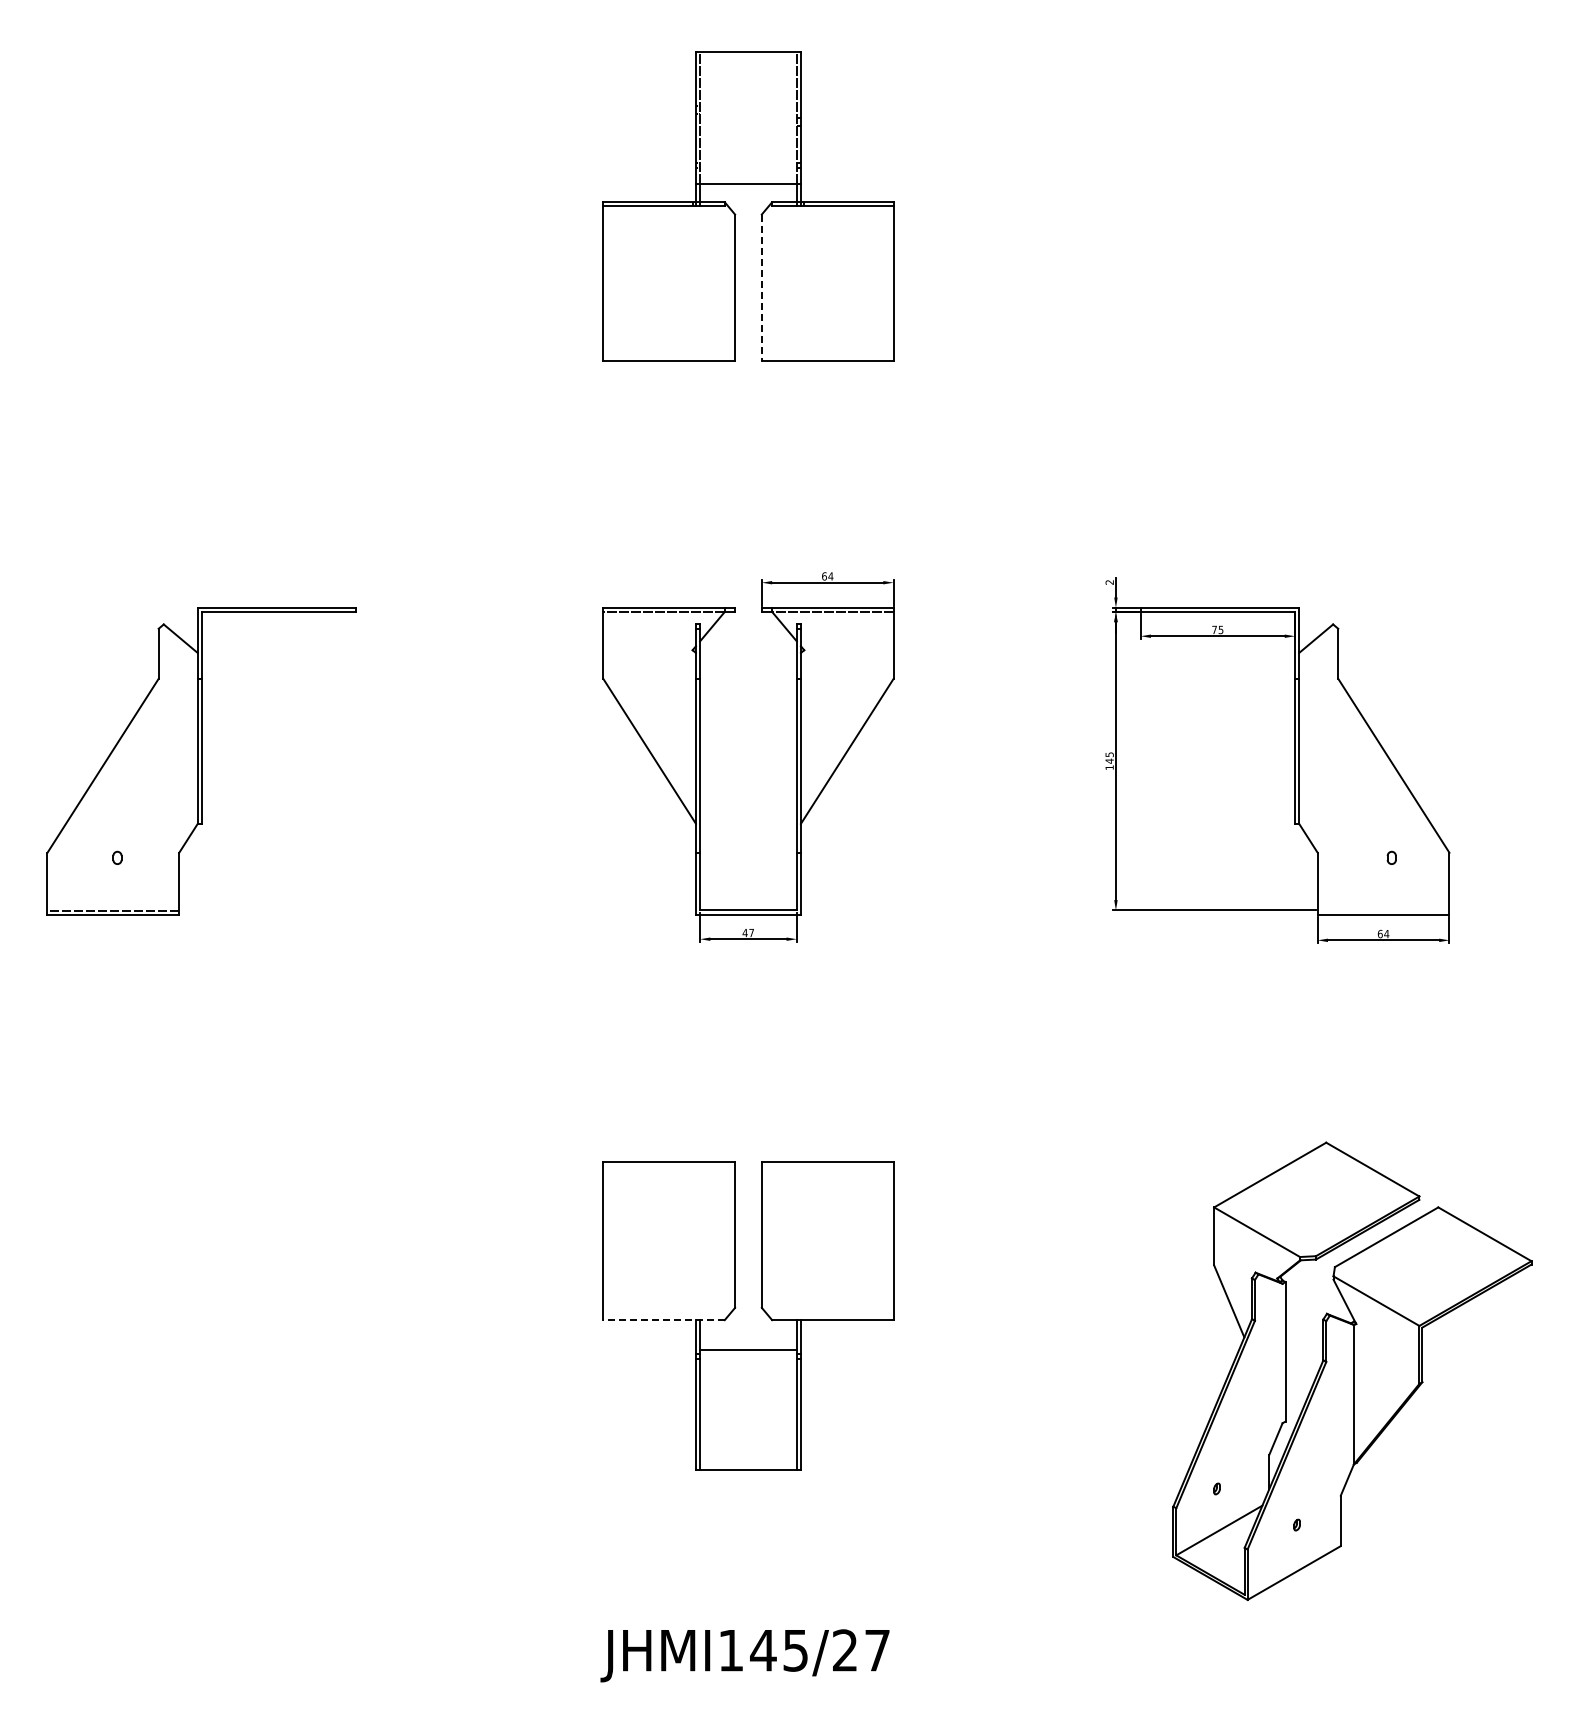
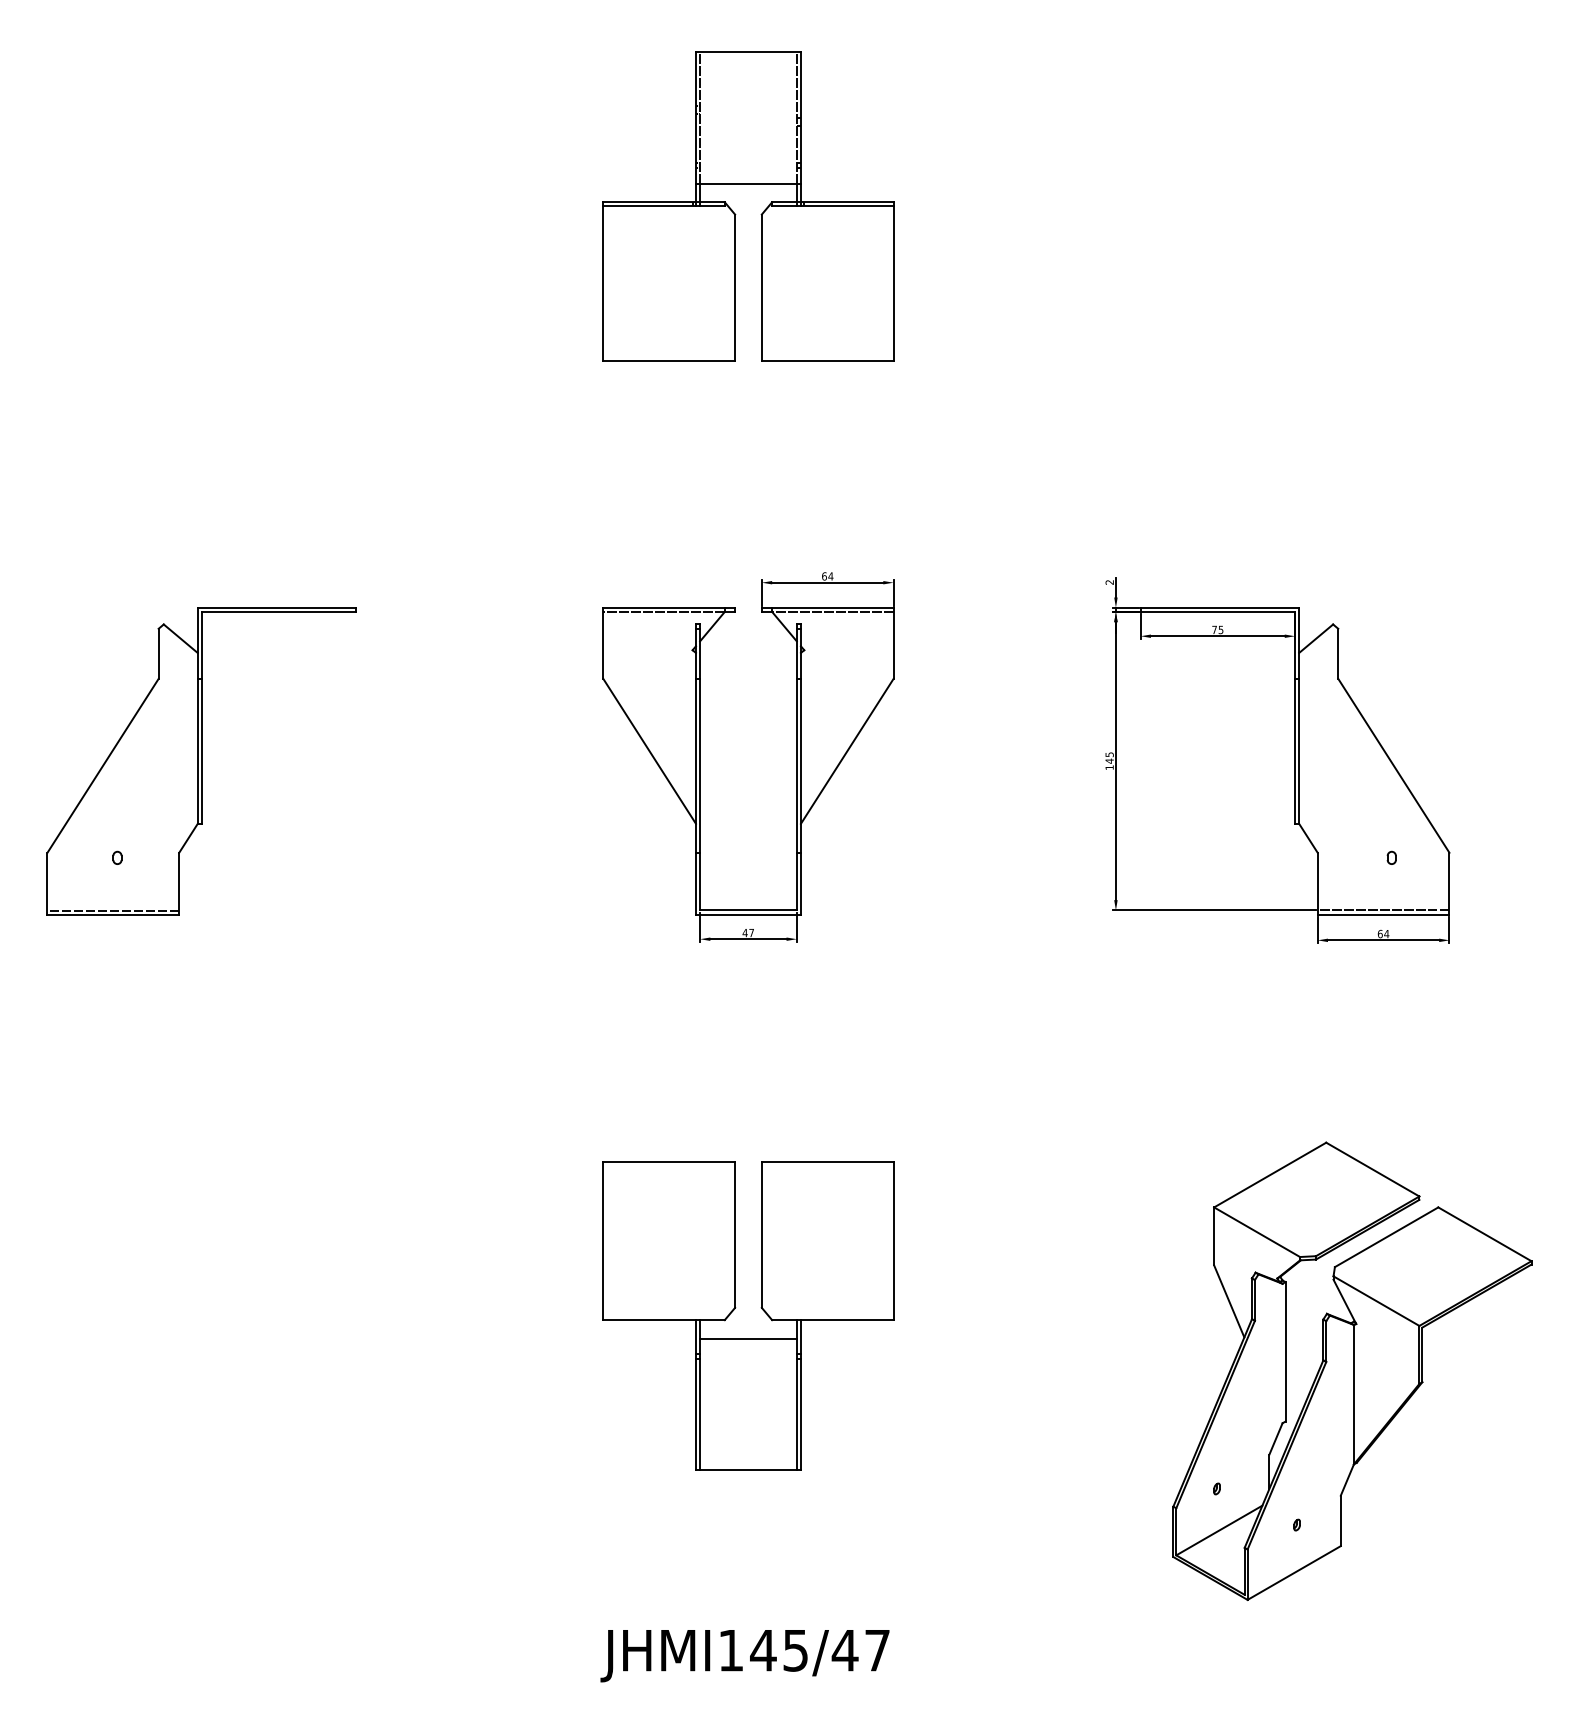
line: dashed -> solid (761, 288)
line: none -> present (1383, 910)
line: dashed -> solid (664, 1320)
line position: (748, 1349) -> (748, 1338) (748, 1338)
text: JHMI145/27 -> JHMI145/47 (844, 1650)
